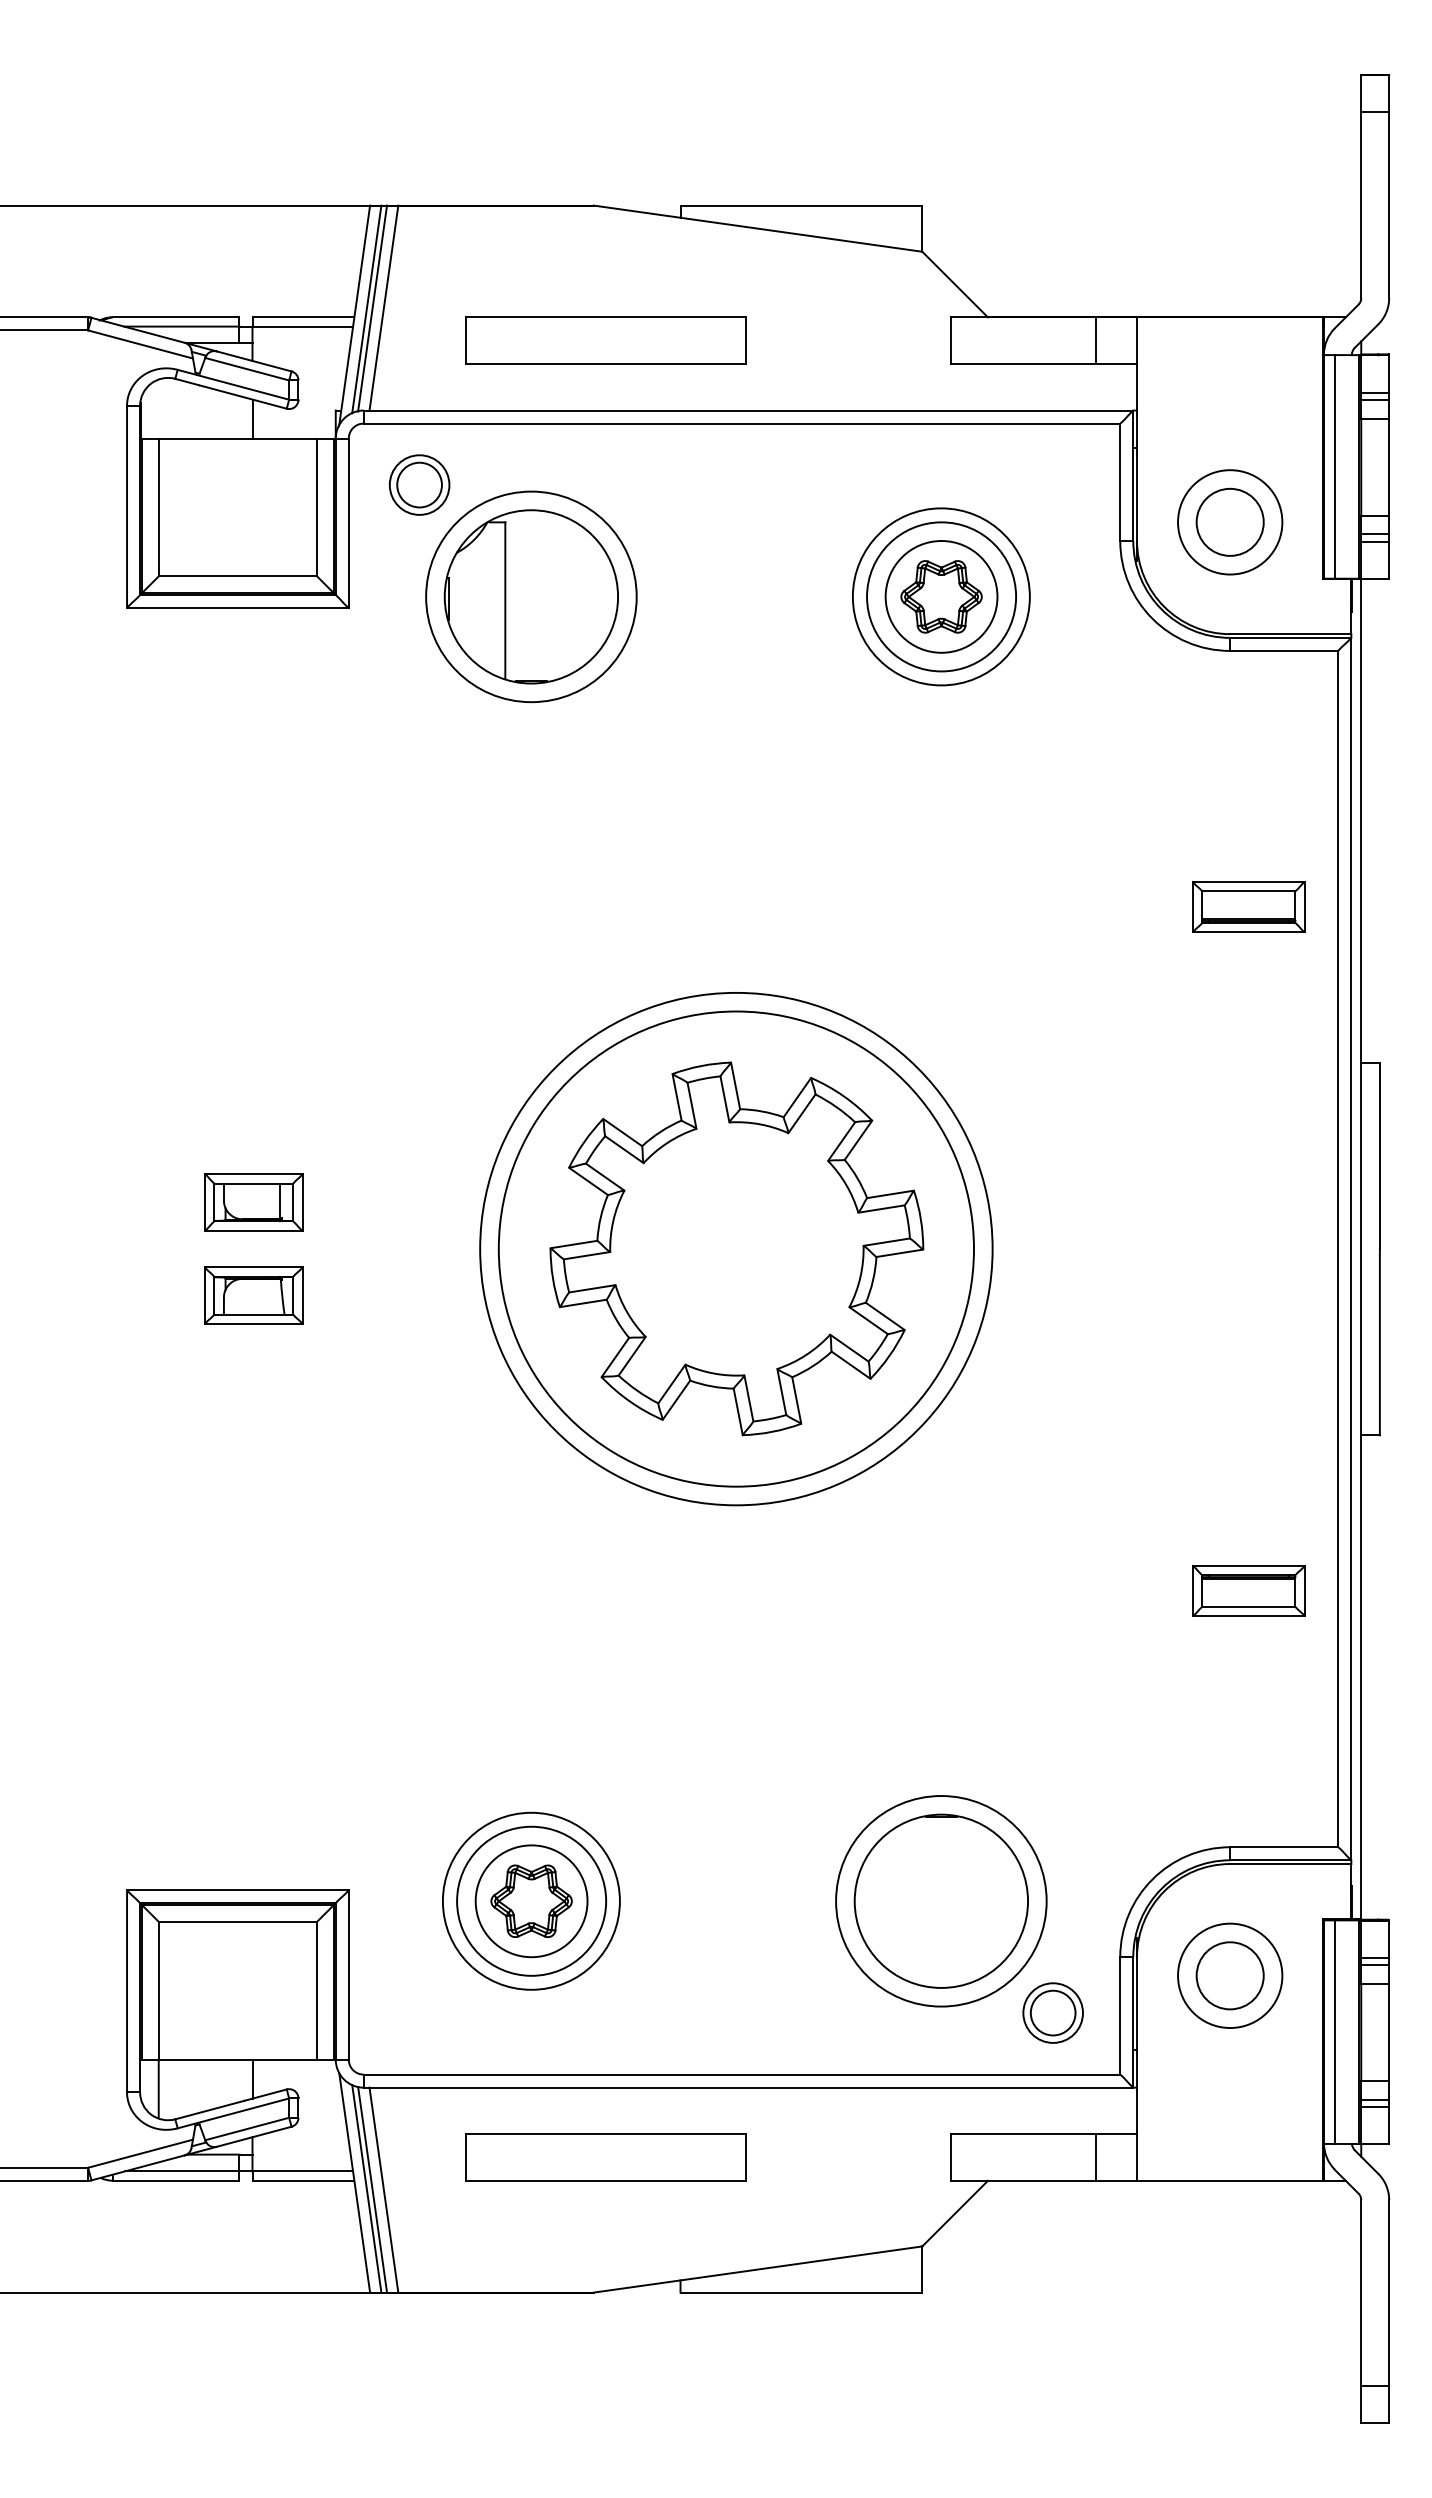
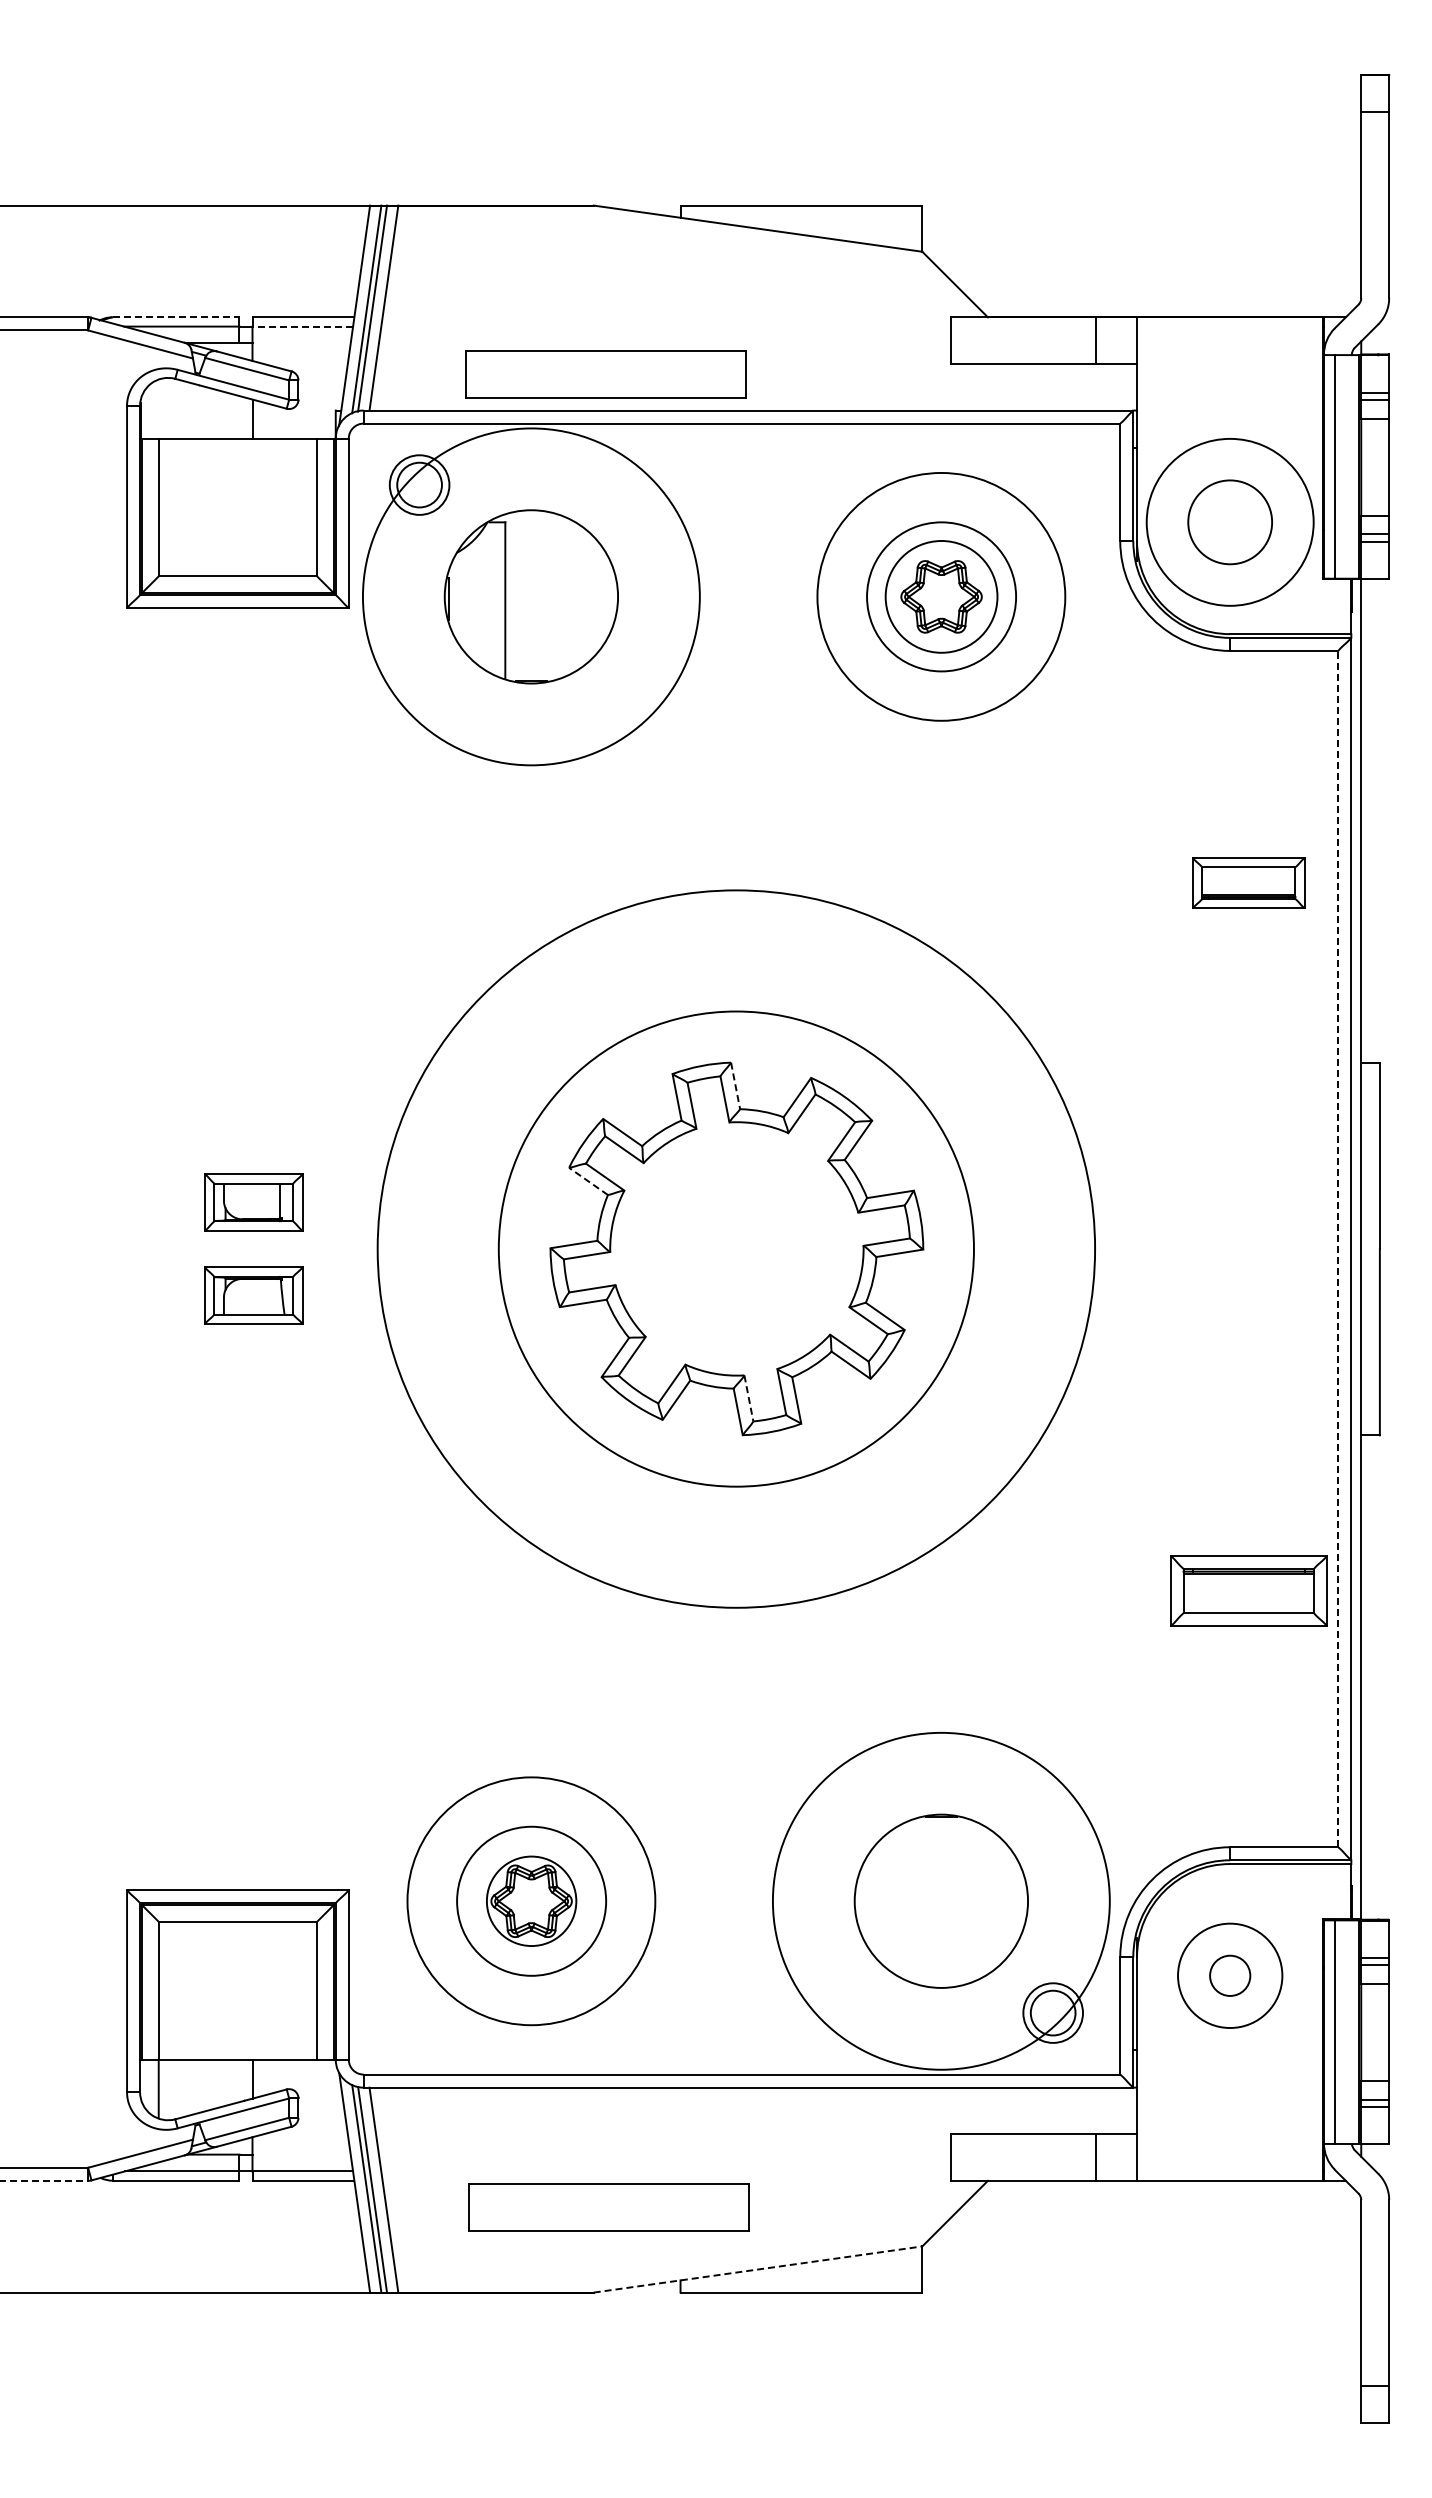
line: solid -> dashed (176, 317)
line: solid -> dashed (302, 326)
part position: (605, 340) -> (605, 374) (605, 374)
circle diameter: 67 px -> 84 px (1230, 522)
circle diameter: 104 px -> 167 px (1229, 521)
circle diameter: 211 px -> 337 px (530, 596)
circle diameter: 177 px -> 248 px (941, 596)
part position: (1248, 906) -> (1248, 882) (1248, 882)
line: solid -> dashed (735, 1085)
line: solid -> dashed (588, 1181)
circle diameter: 512 px -> 717 px (736, 1248)
line: solid -> dashed (1338, 1248)
line: solid -> dashed (748, 1398)
part size: 114x52 px -> 158x72 px (1248, 1590)
circle diameter: 177 px -> 248 px (531, 1901)
circle diameter: 112 px -> 89 px (531, 1901)
circle diameter: 211 px -> 337 px (940, 1900)
circle diameter: 67 px -> 40 px (1230, 1975)
part position: (605, 2157) -> (608, 2207) (608, 2207)
line: solid -> dashed (44, 2180)
line: solid -> dashed (758, 2269)
